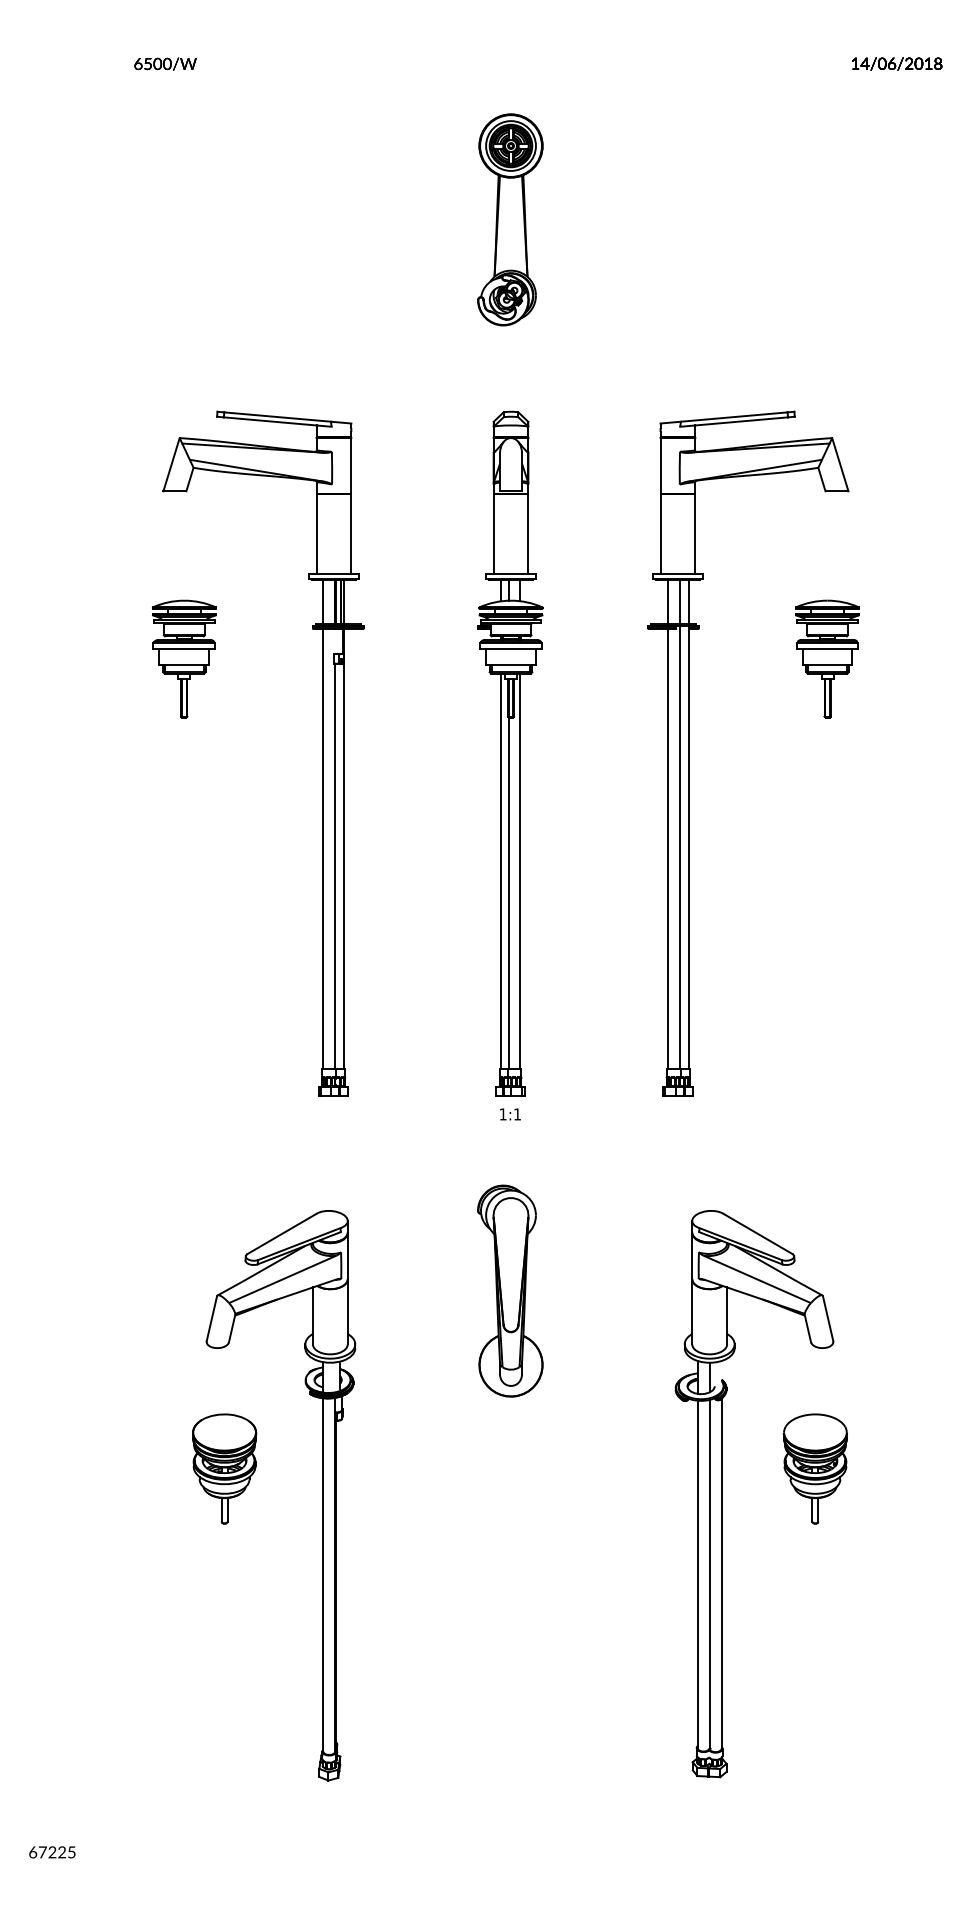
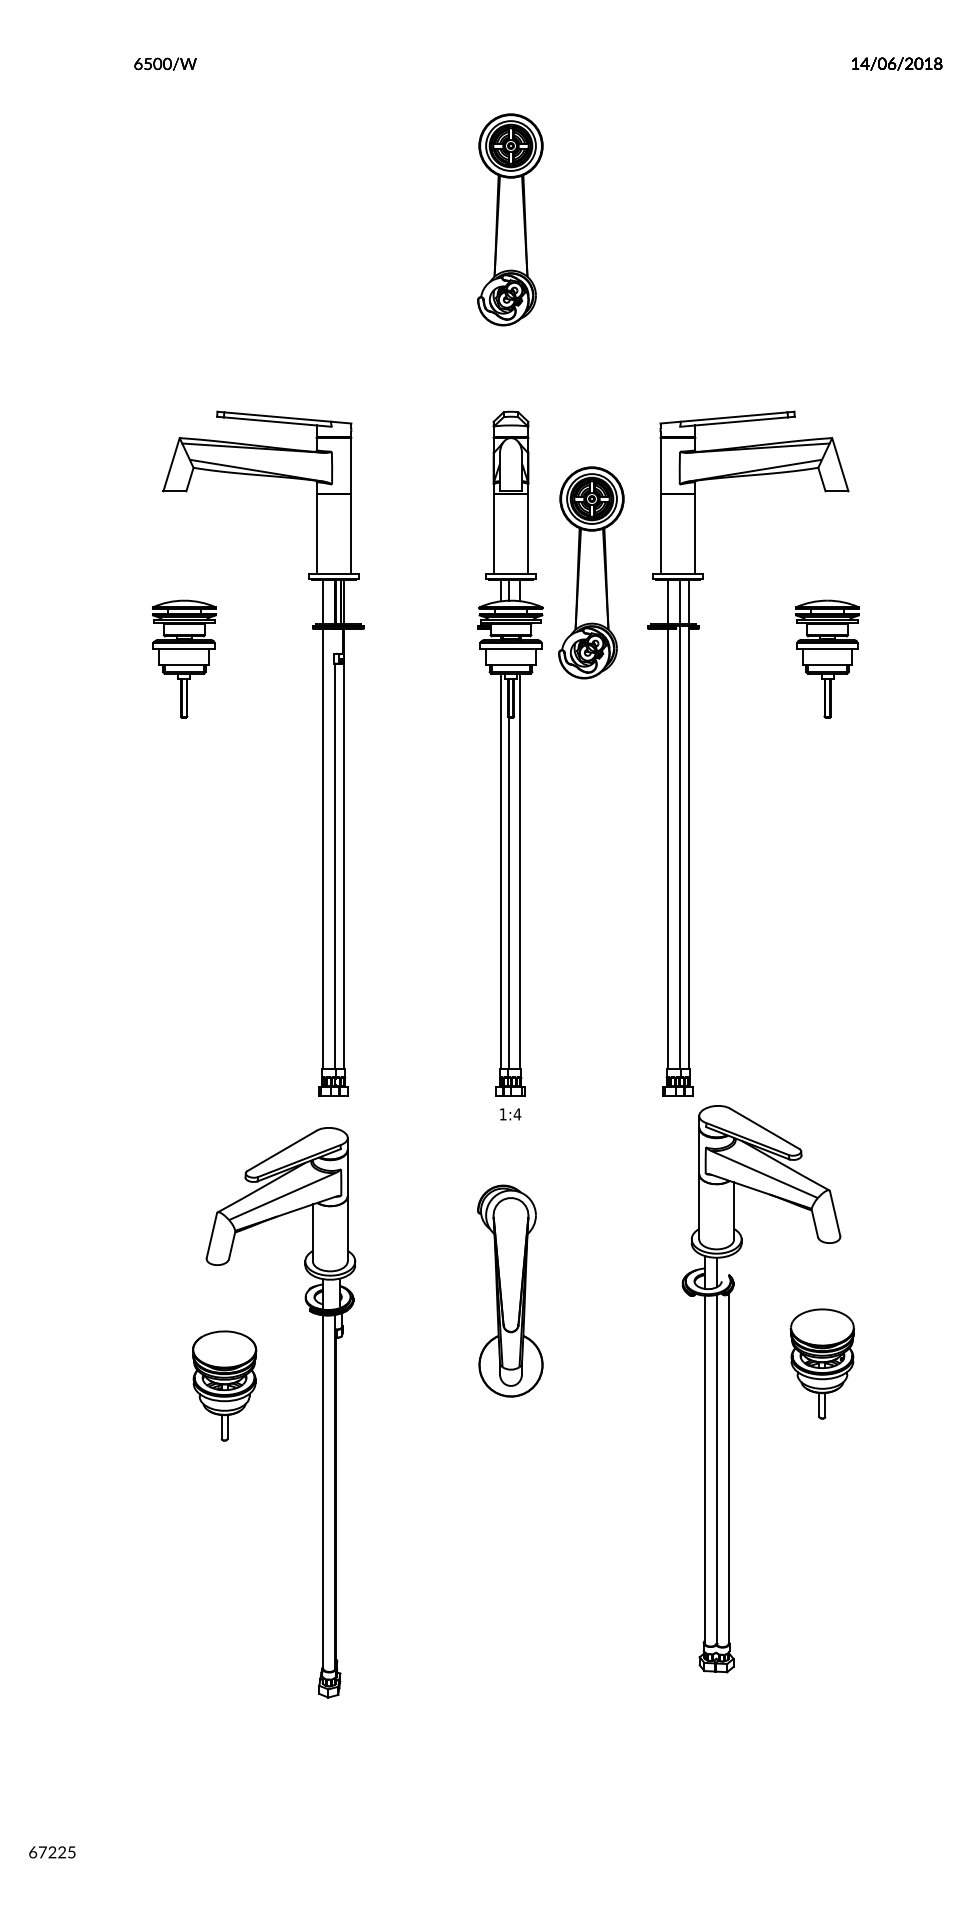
part: none -> present (591, 572)
text: 1:1 -> 1:4 (517, 1114)
part position: (789, 1481) -> (796, 1376) (796, 1376)
part position: (249, 1483) -> (249, 1400) (249, 1400)
